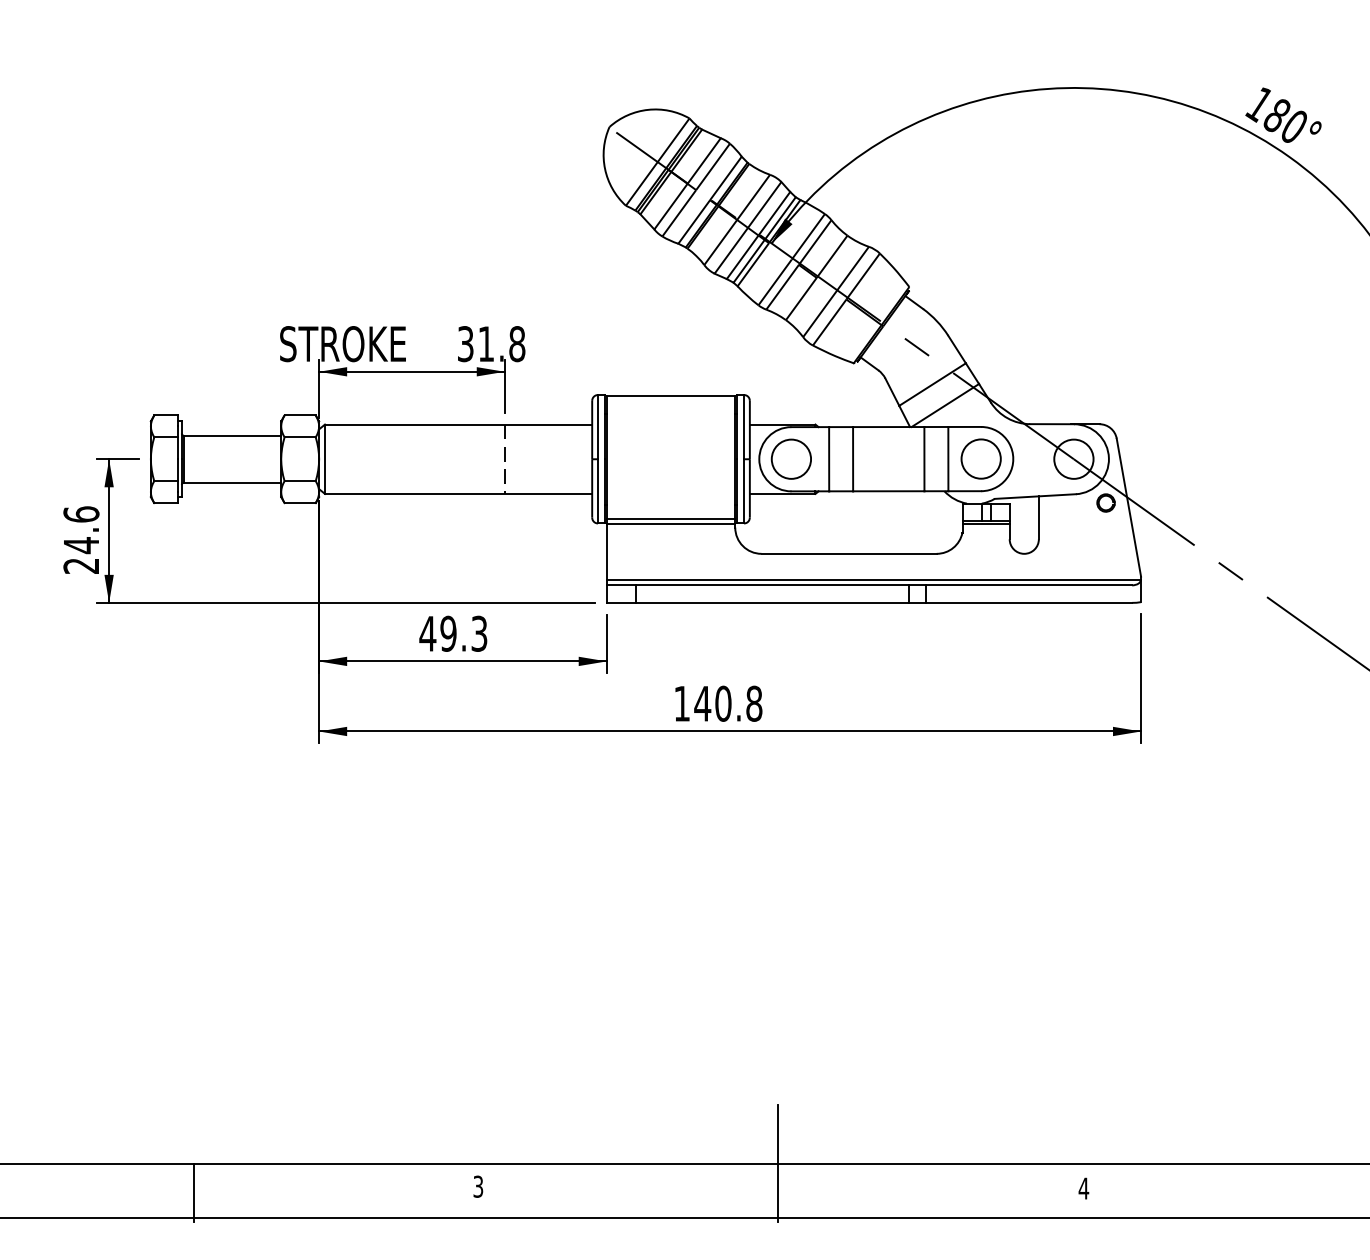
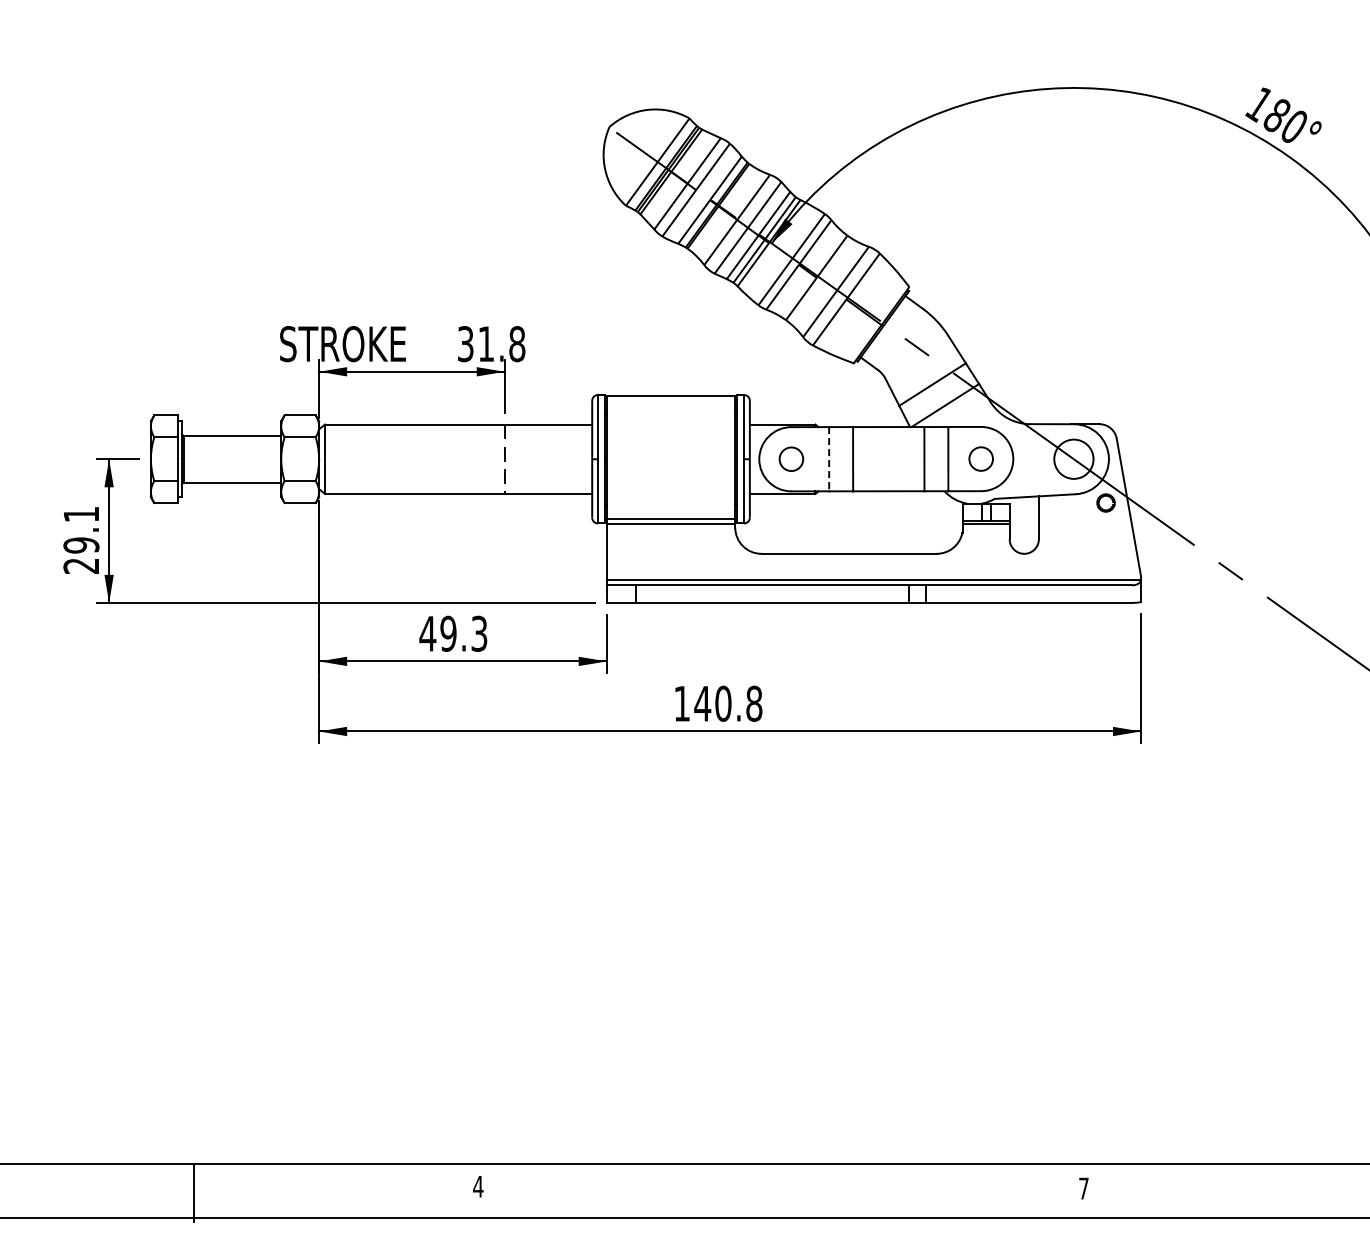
circle diameter: 39 px -> 24 px (791, 459)
circle diameter: 39 px -> 24 px (980, 458)
line: solid -> dashed (829, 459)
text: 24.6 -> 29.1 (81, 530)
line: present -> none (777, 1163)
text: 3 -> 4 (478, 1186)
text: 4 -> 7 (1083, 1188)
